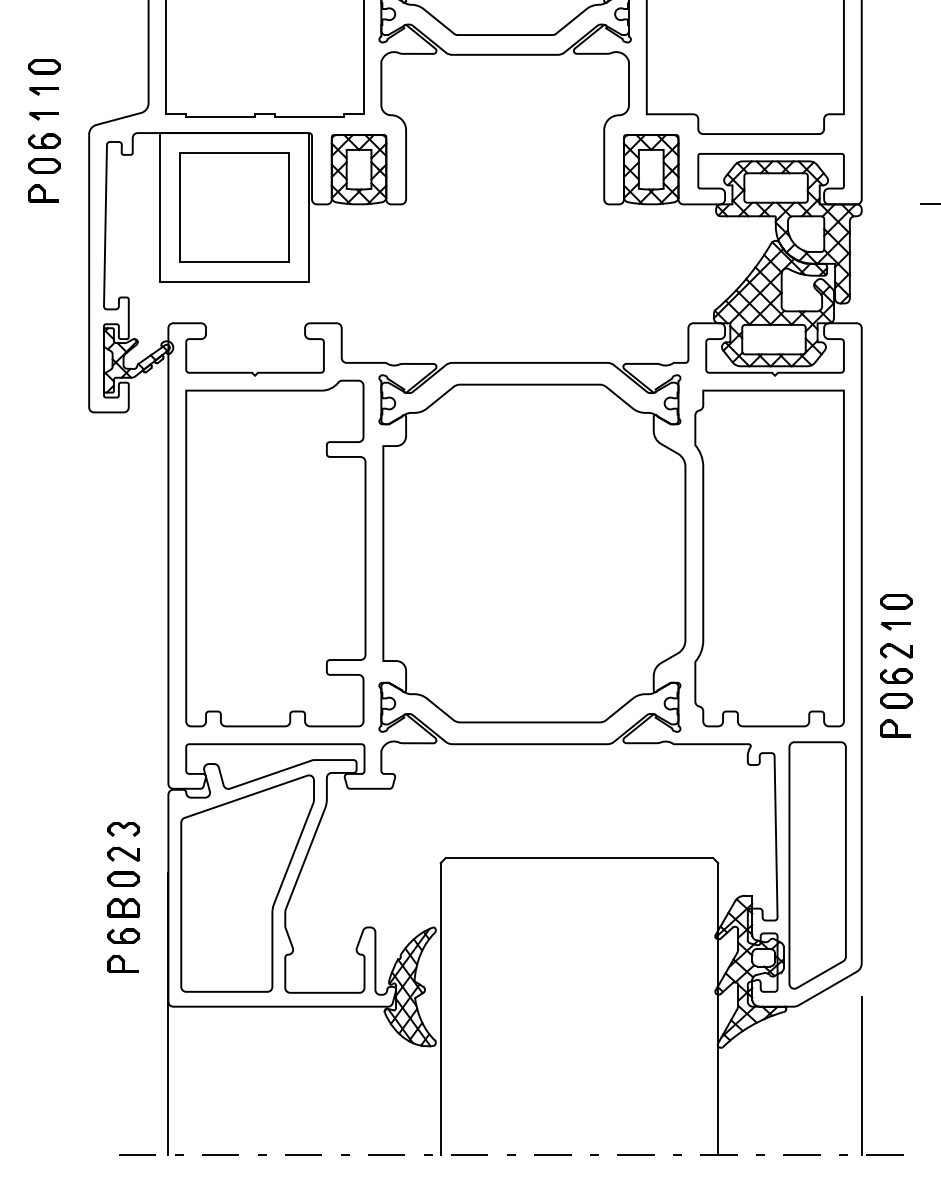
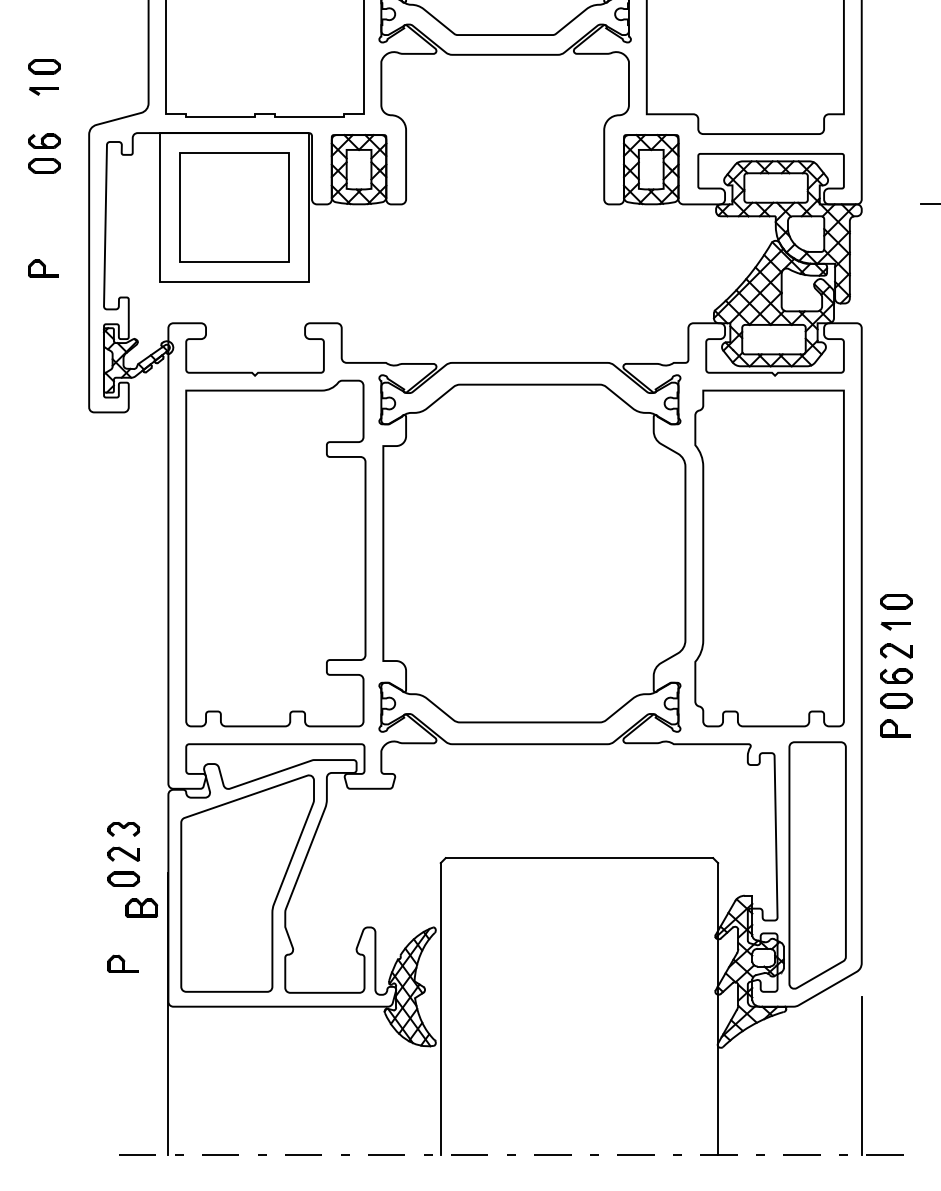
part: present -> none (43, 115)
part position: (43, 193) -> (43, 268) (43, 268)
part position: (123, 907) -> (141, 907) (141, 907)
part: present -> none (123, 935)
